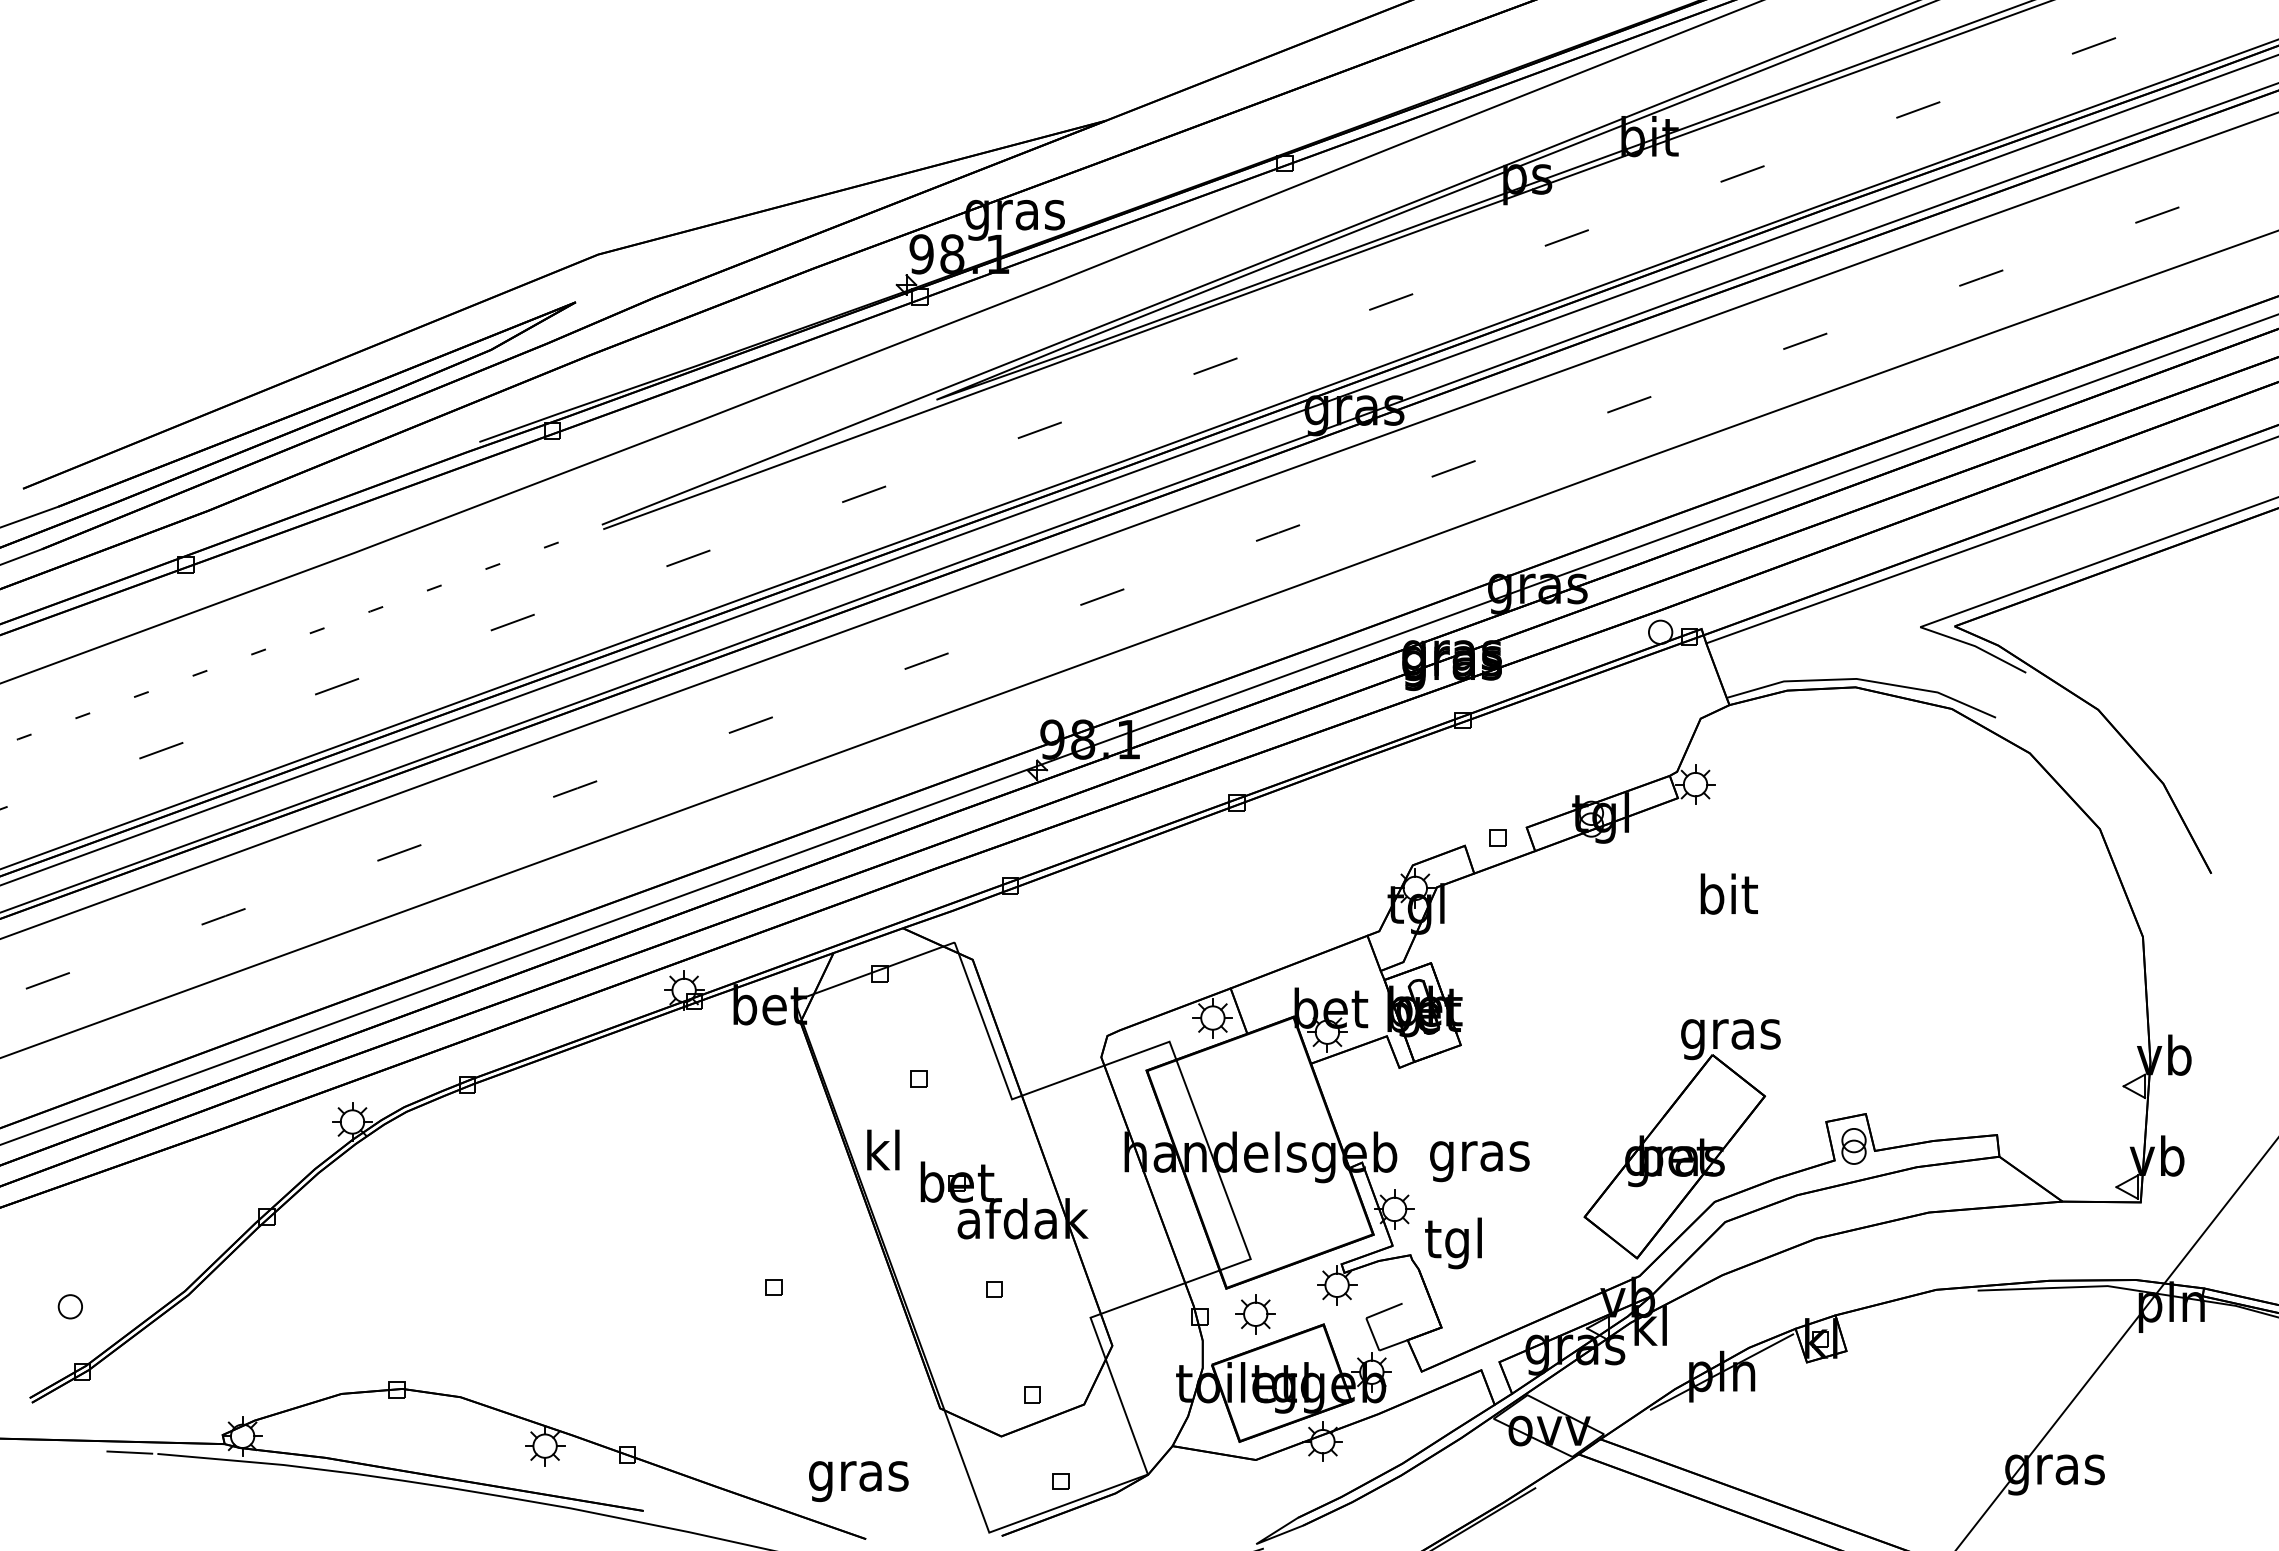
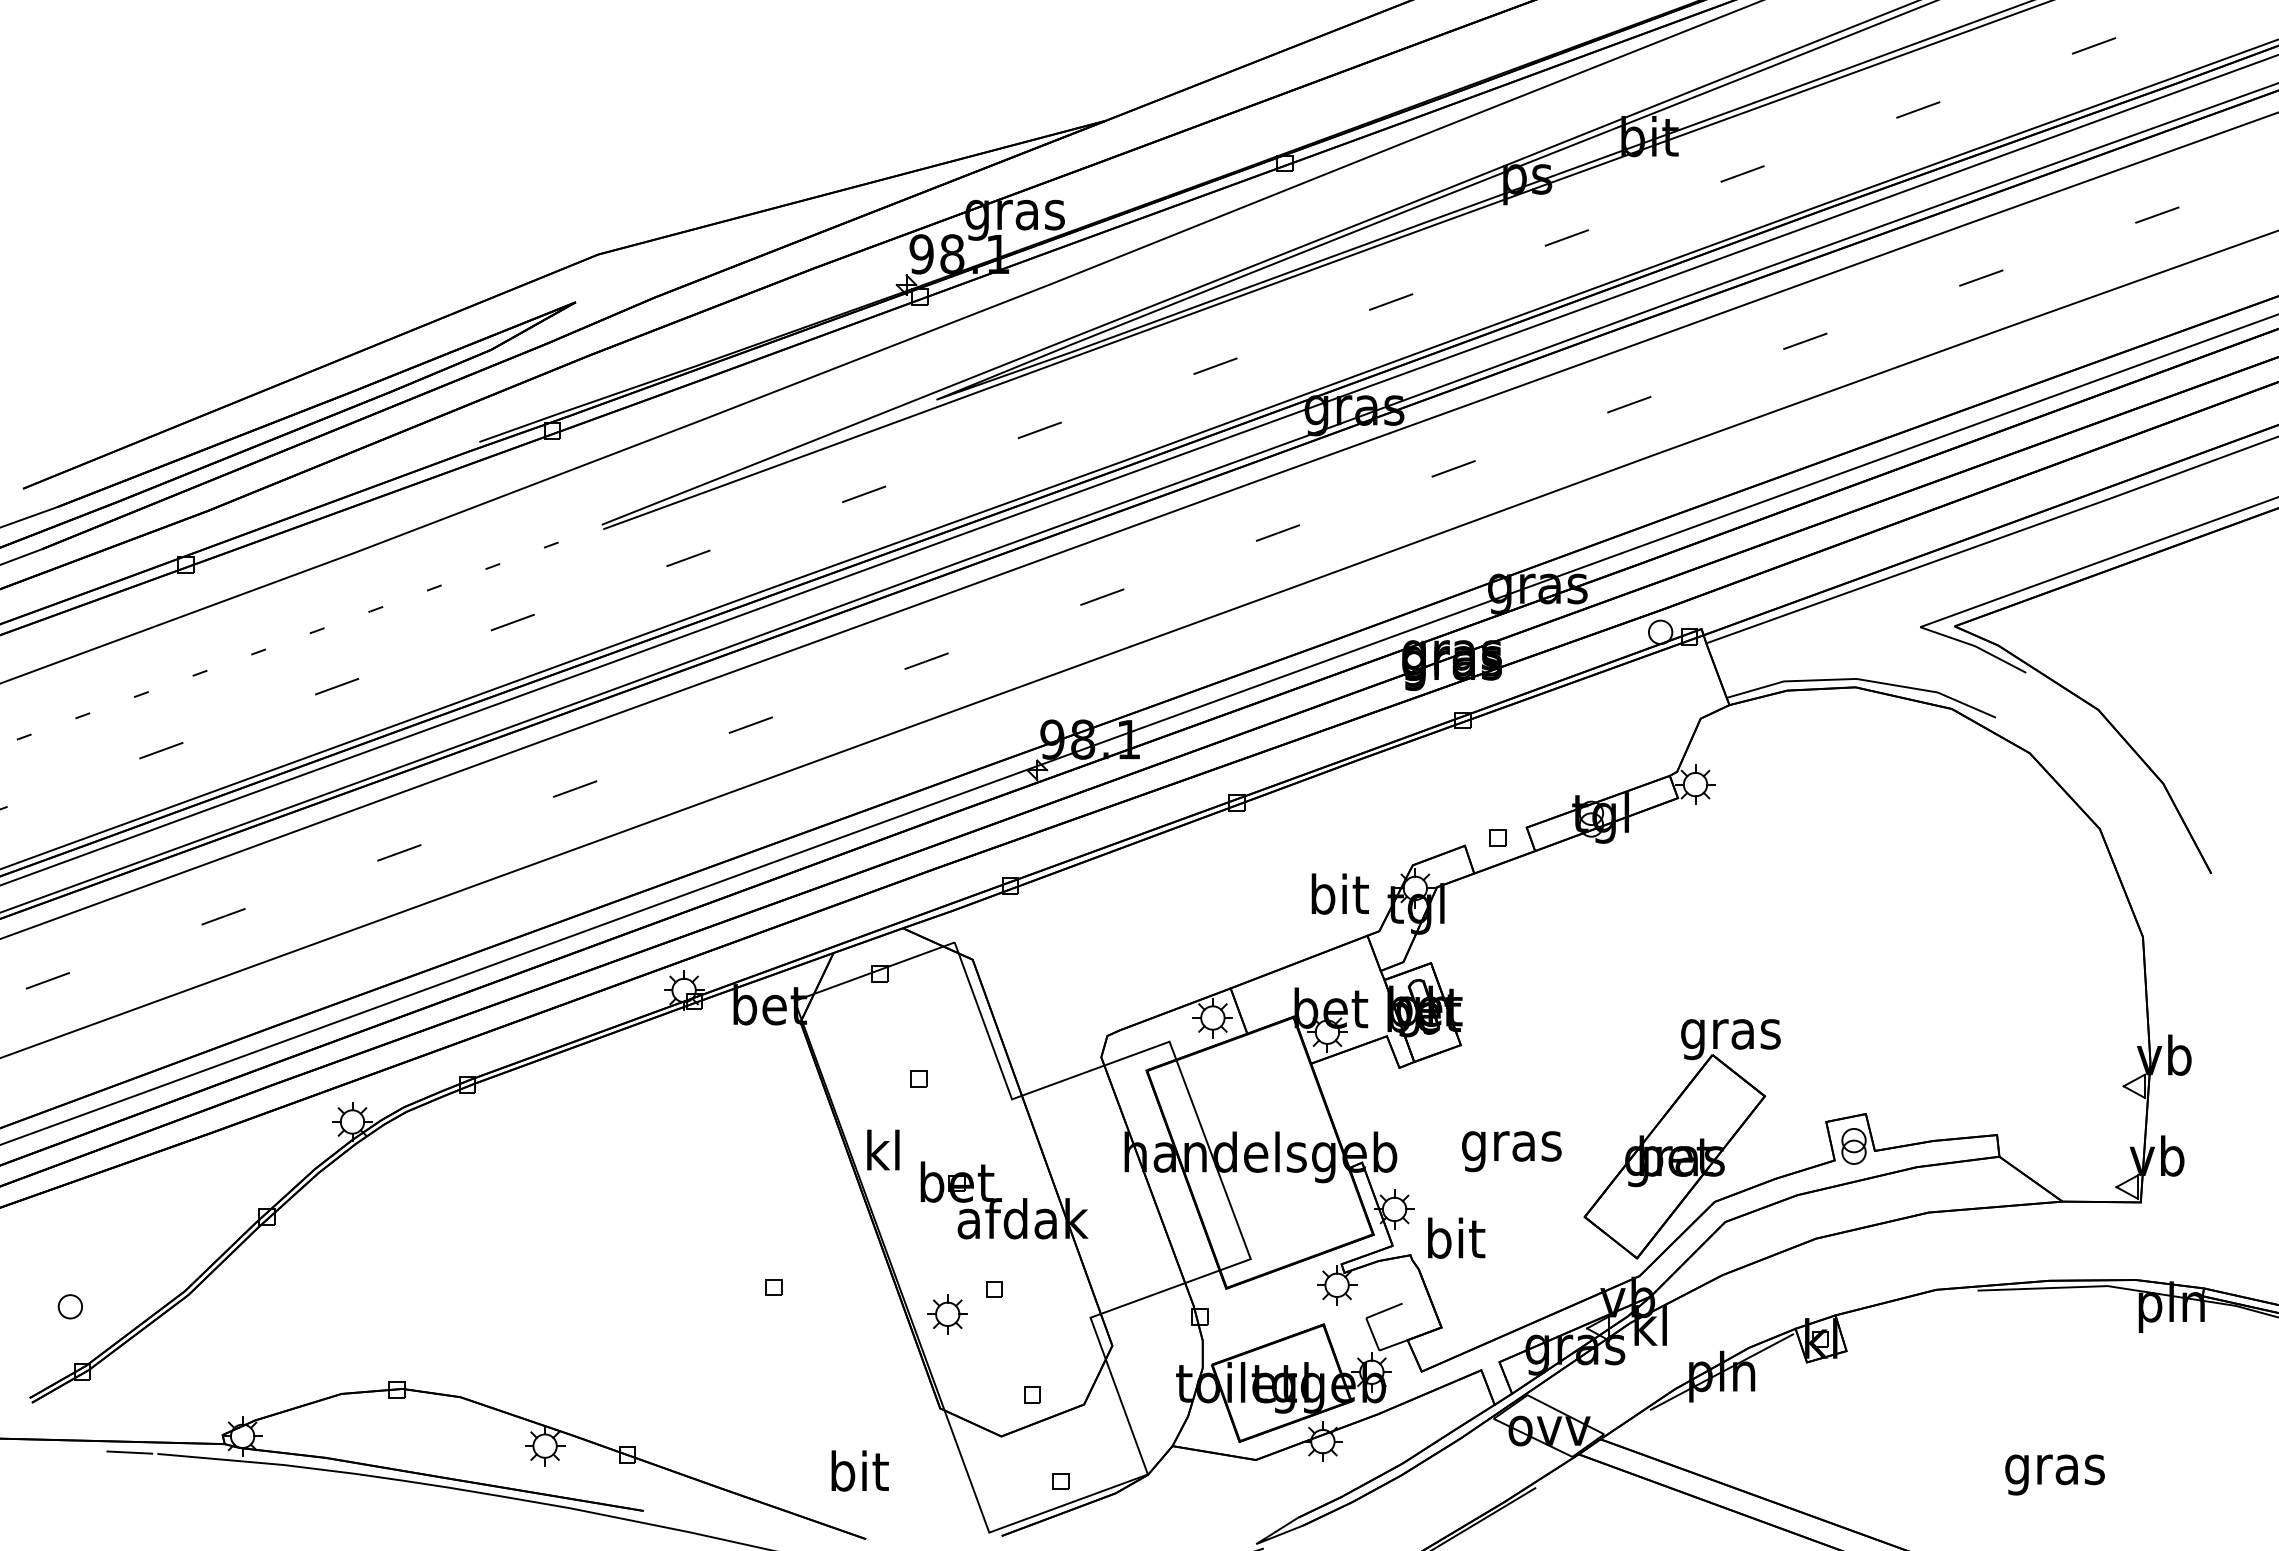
text position: (1728, 893) -> (1339, 893) (1339, 893)
text position: (1479, 1161) -> (1511, 1151) (1511, 1151)
text: tgl -> bit (1455, 1243)
part position: (1255, 1314) -> (947, 1314) (947, 1314)
line: present -> none (2116, 1344)
text: gras -> bit (858, 1476)
